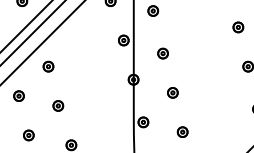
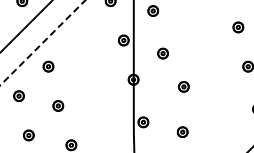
line: present -> none (32, 32)
line: solid -> dashed (42, 43)
part position: (172, 92) -> (183, 86) (183, 86)
